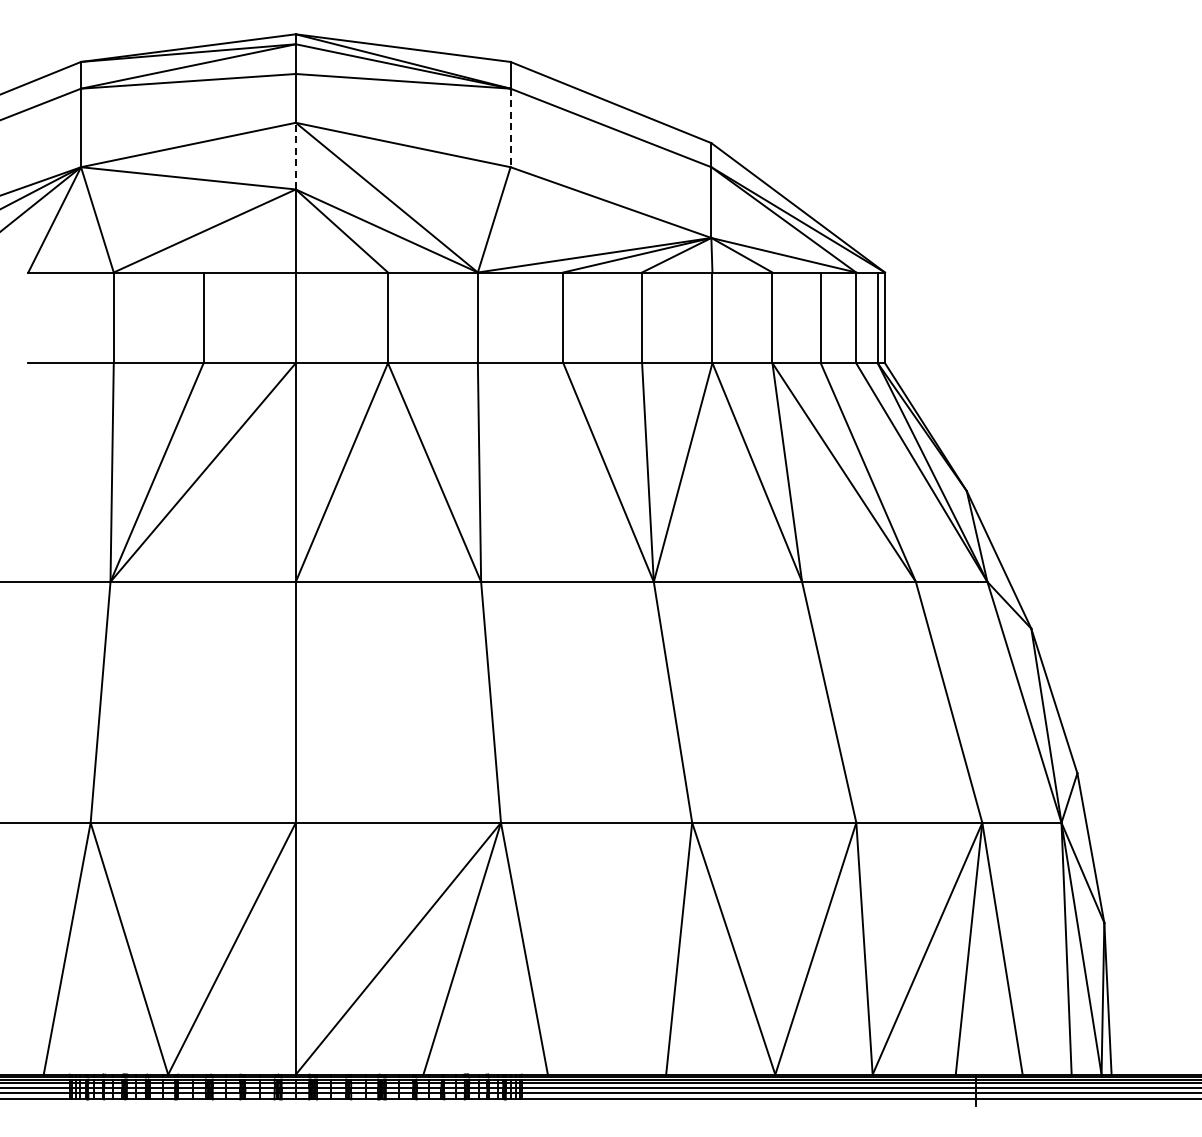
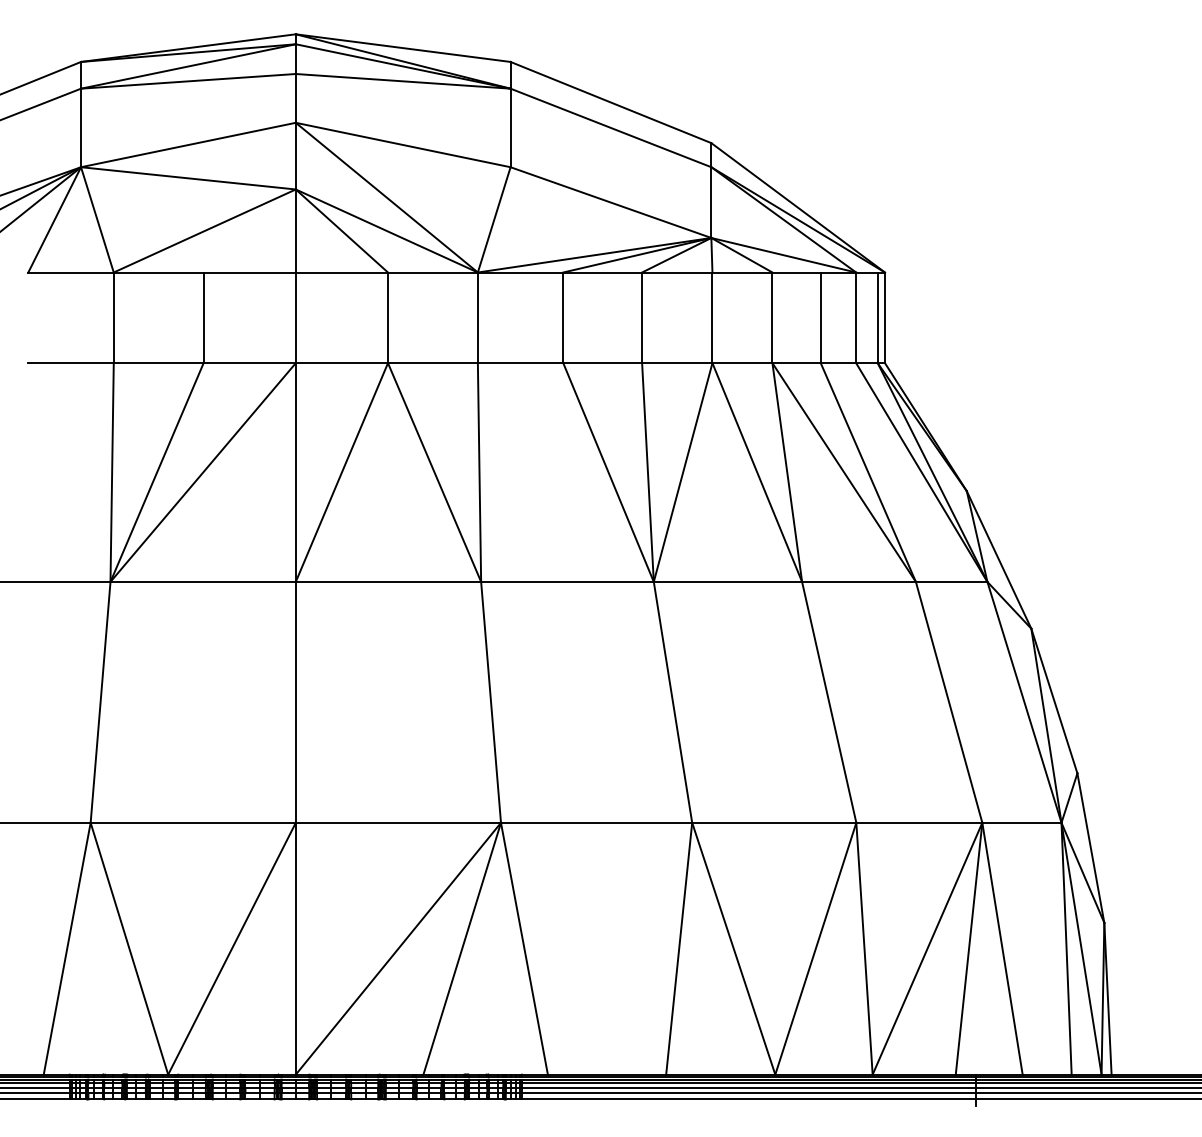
line: dashed -> solid (510, 128)
line: dashed -> solid (295, 155)
